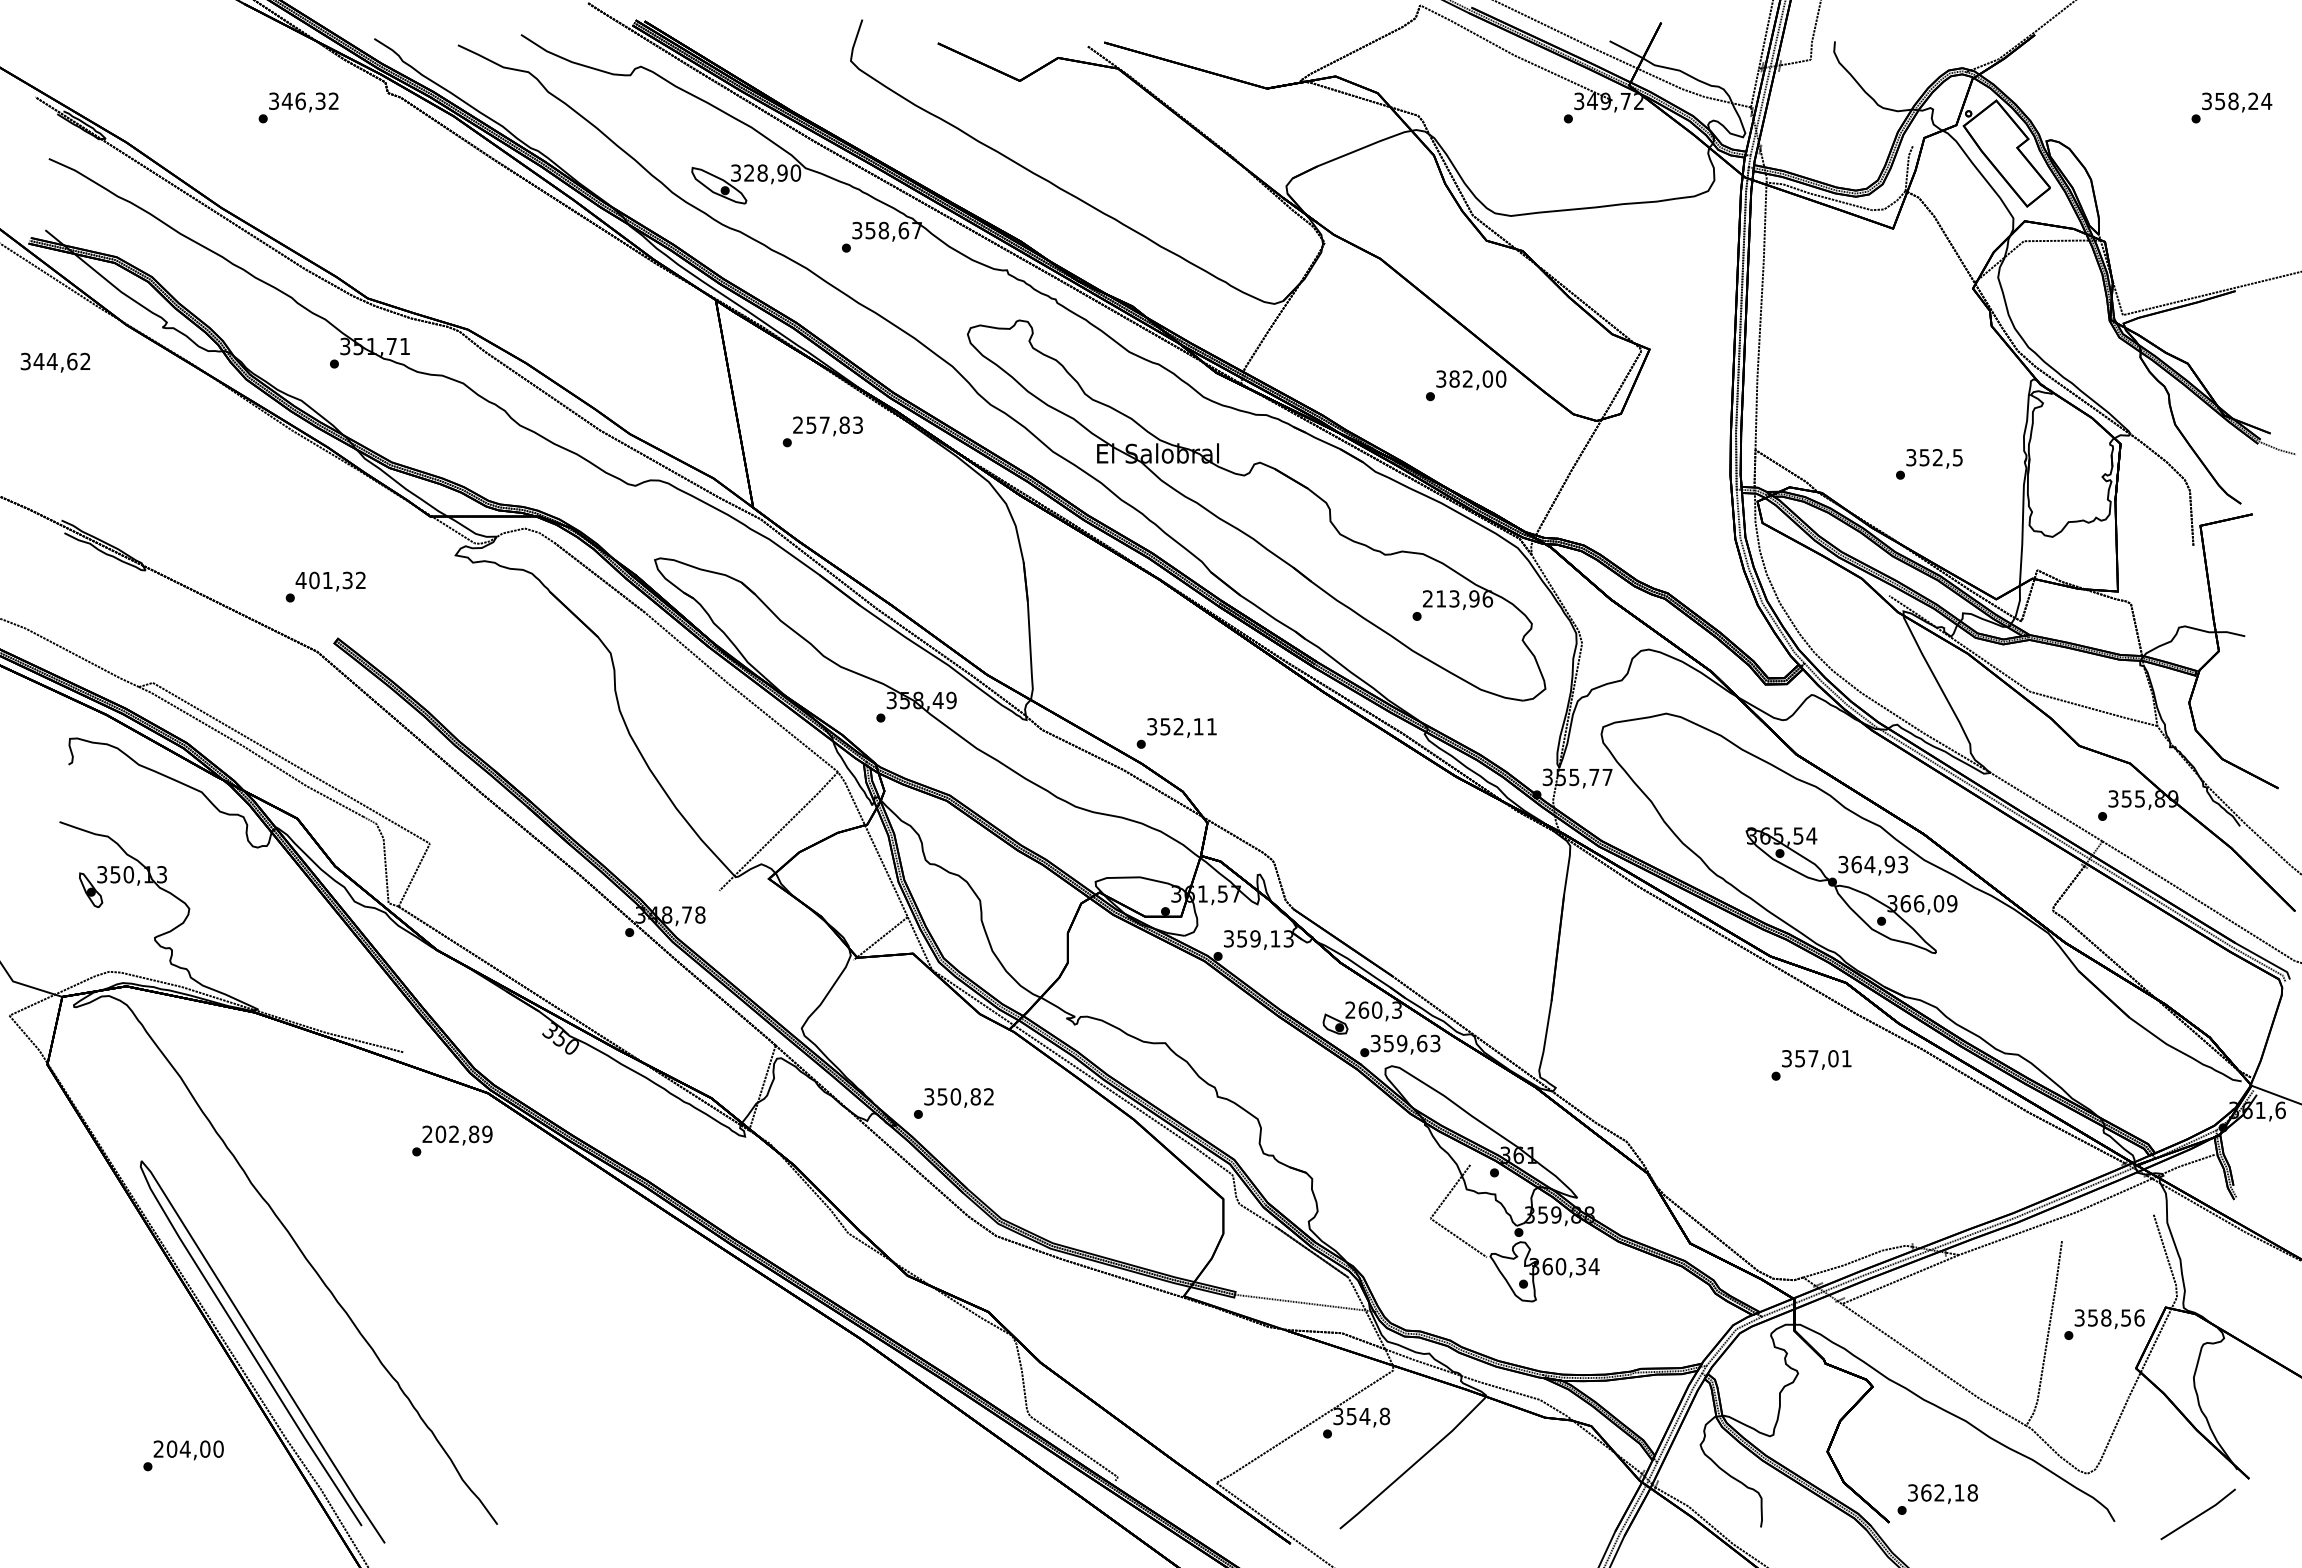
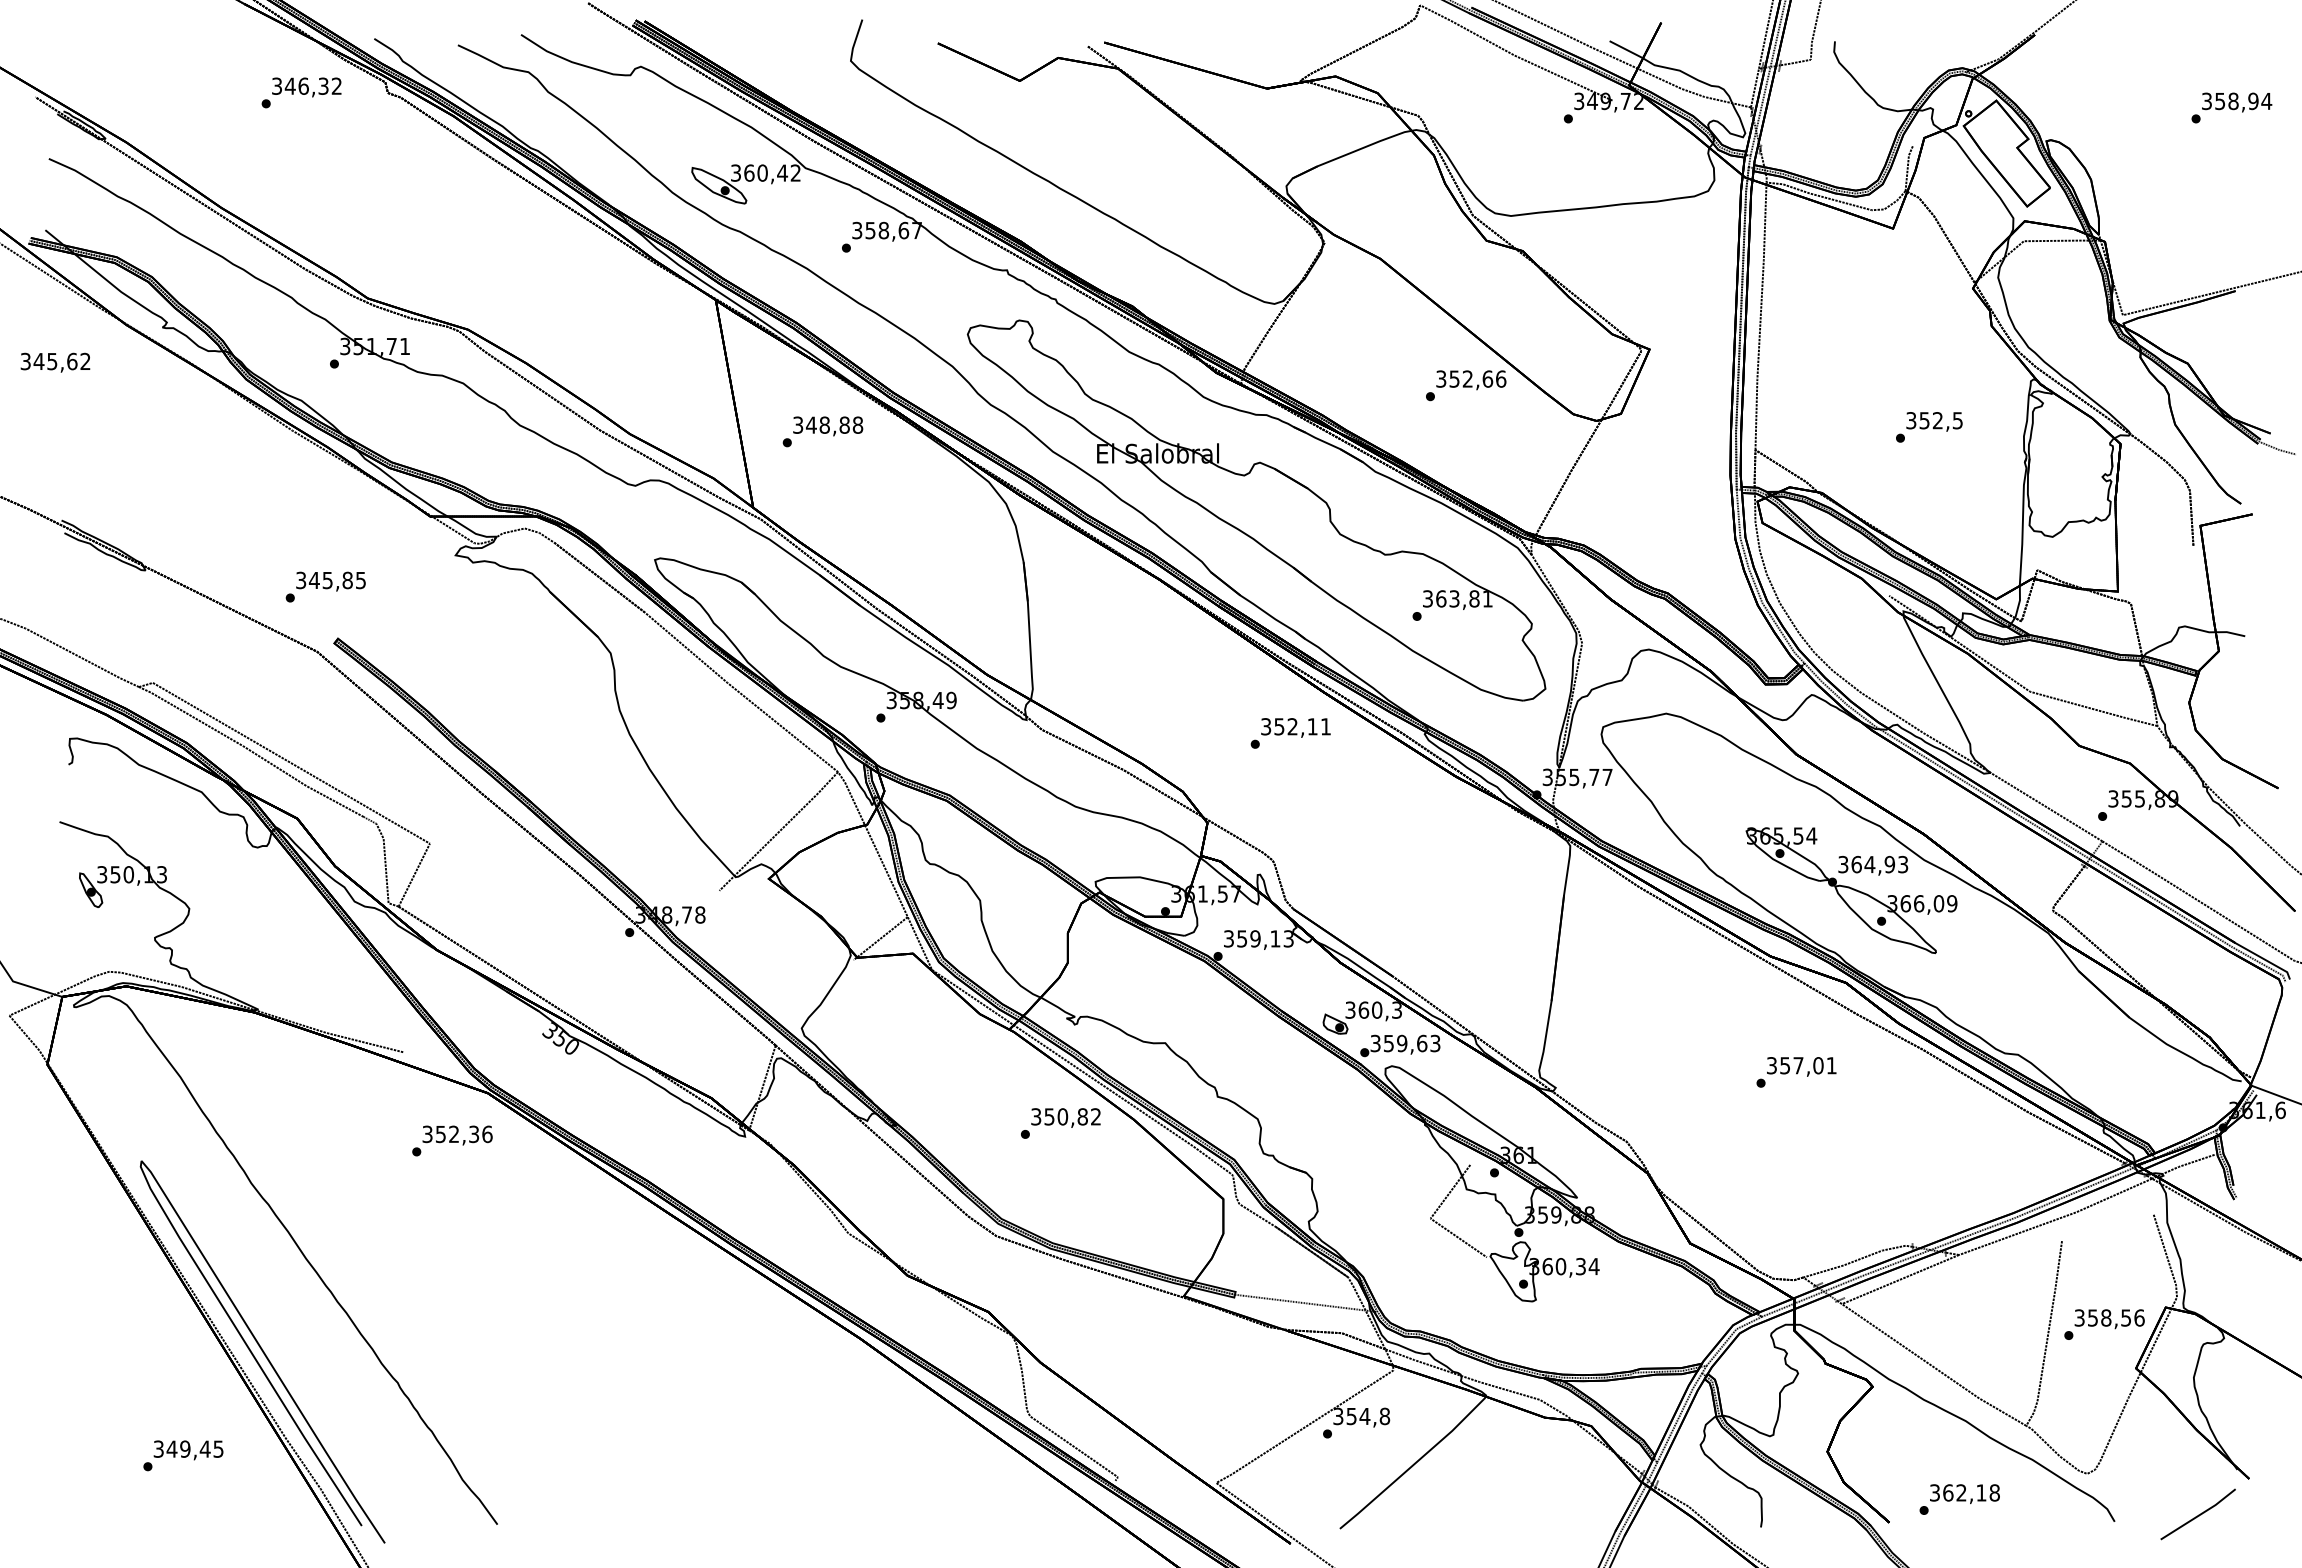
text: 358,24 -> 358,94 (2253, 101)
text position: (298, 107) -> (301, 92) (301, 92)
text: 328,90 -> 360,42 (772, 172)
text: 344,62 -> 345,62 (51, 361)
text: 382,00 -> 352,66 (1477, 378)
text: 257,83 -> 348,88 (828, 424)
text position: (1929, 464) -> (1929, 427) (1929, 427)
text: 401,32 -> 345,85 (330, 580)
text: 213,96 -> 363,81 (1458, 598)
text position: (1176, 733) -> (1290, 733) (1290, 733)
text: 260,3 -> 360,3 (1350, 1010)
text position: (1811, 1065) -> (1796, 1072) (1796, 1072)
text position: (953, 1103) -> (1060, 1123) (1060, 1123)
text: 202,89 -> 352,36 (457, 1134)
text: 204,00 -> 349,45 (188, 1448)
text position: (1937, 1499) -> (1959, 1499) (1959, 1499)
